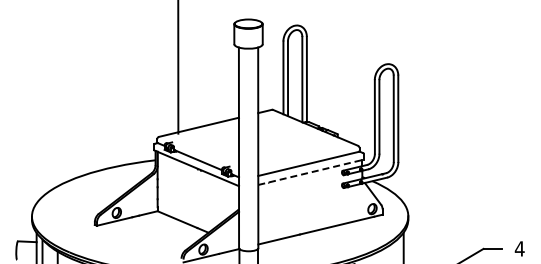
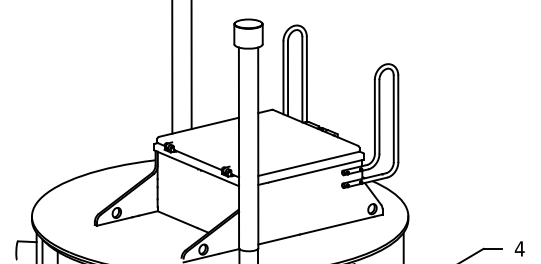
line: none -> present (191, 65)
line position: (178, 67) -> (172, 67) (172, 67)
line: dashed -> solid (311, 172)
